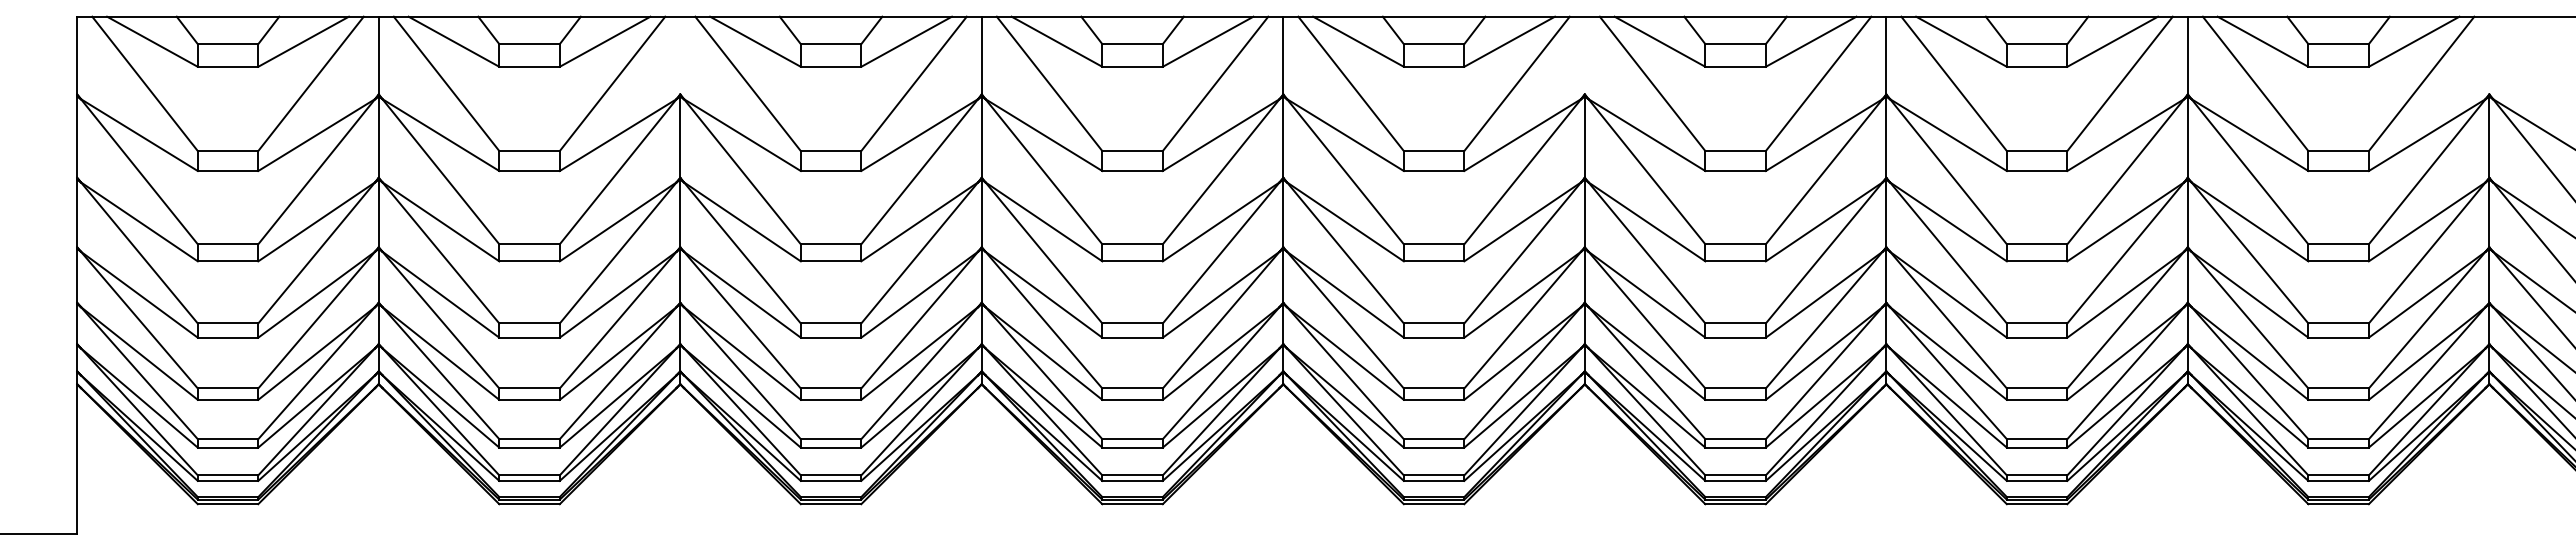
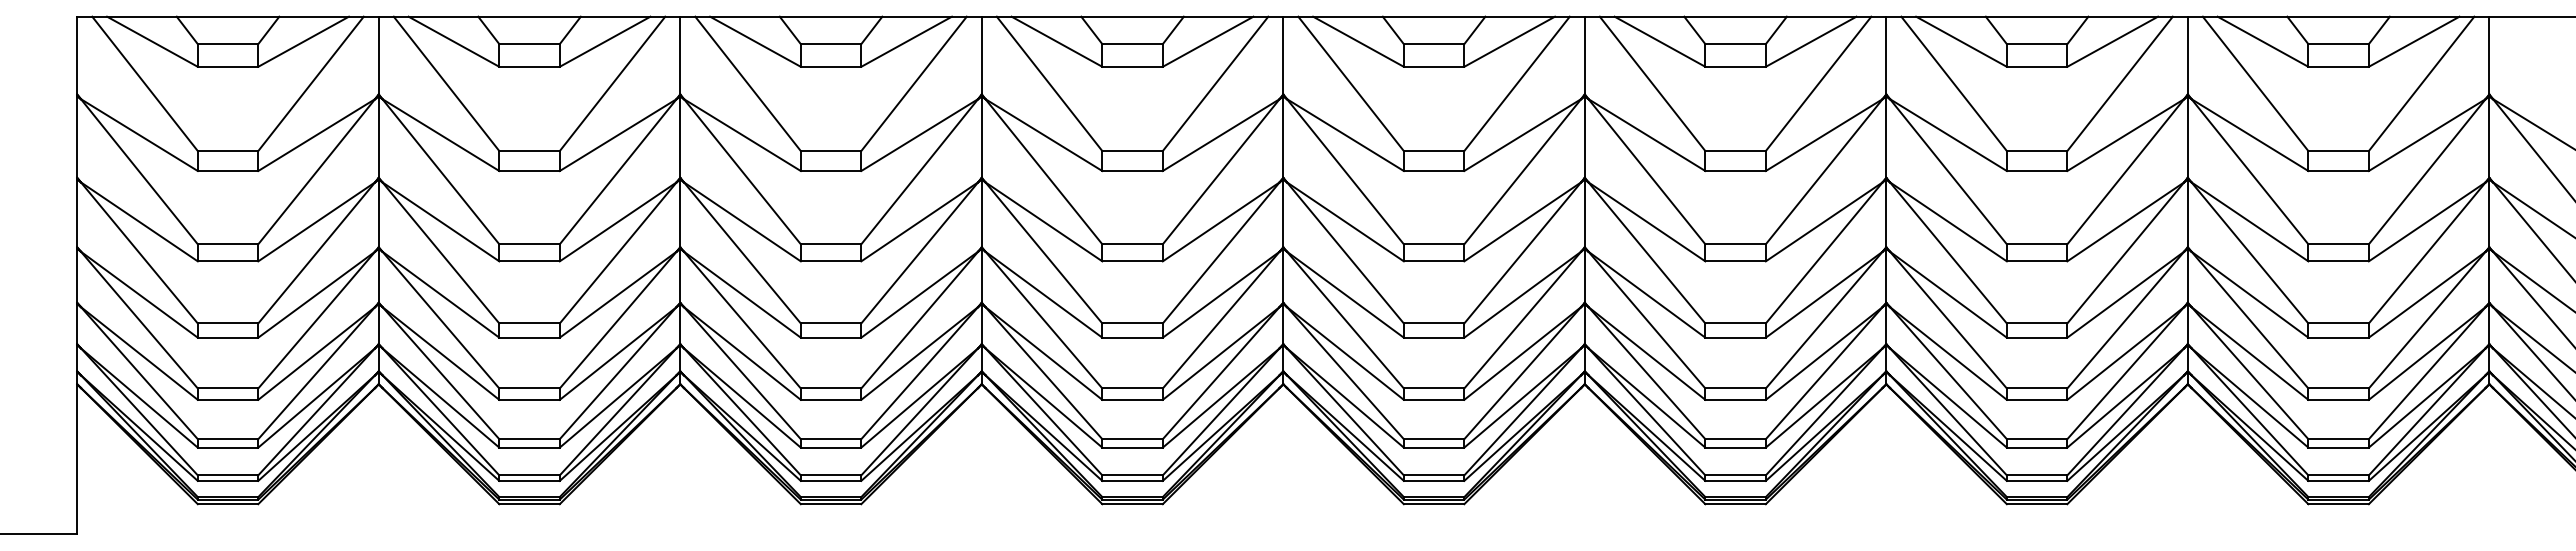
line: none -> present (680, 55)
line: none -> present (1584, 55)
line: none -> present (2489, 55)
